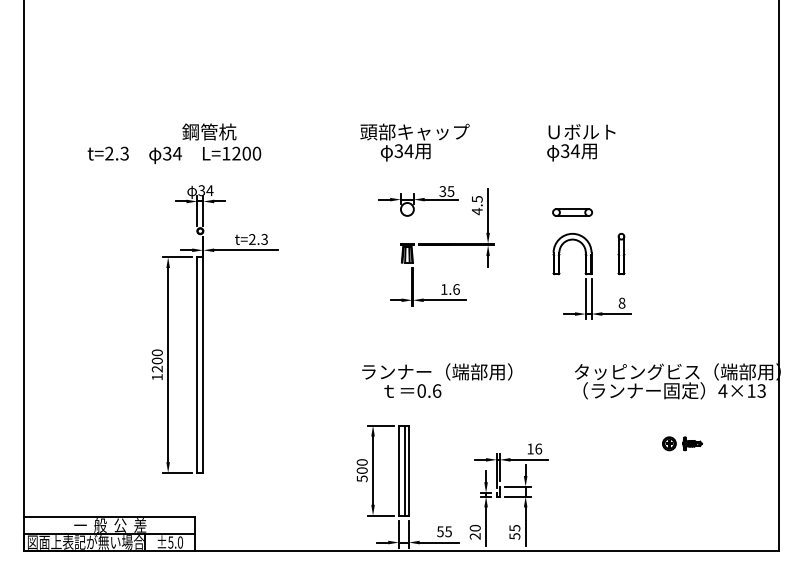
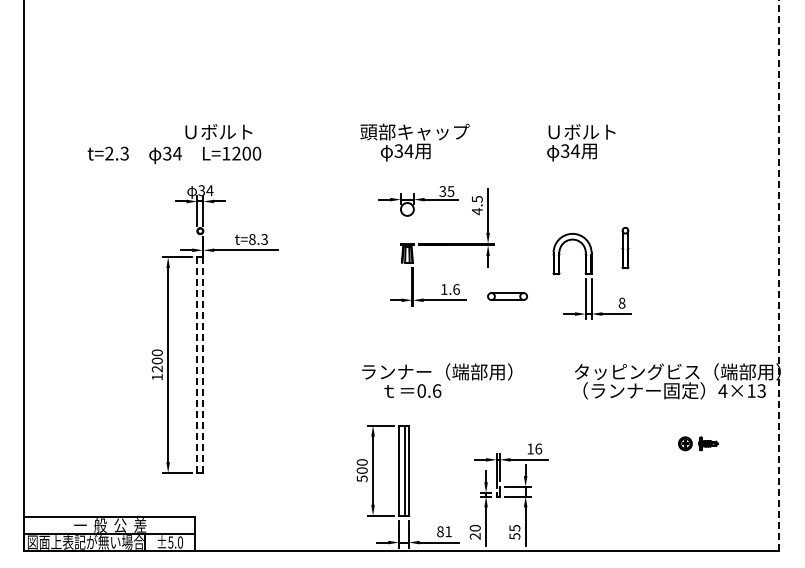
text: 鋼管杭 -> Ｕボルト (217, 131)
part position: (572, 212) -> (507, 296) (507, 296)
text: t=2.3 -> t=8.3 (252, 239)
part position: (621, 254) -> (625, 248) (625, 248)
line: solid -> dashed (779, 275)
line: solid -> dashed (197, 365)
line: solid -> dashed (203, 365)
part position: (682, 443) -> (698, 443) (698, 443)
text: 55 -> 81 (444, 531)
